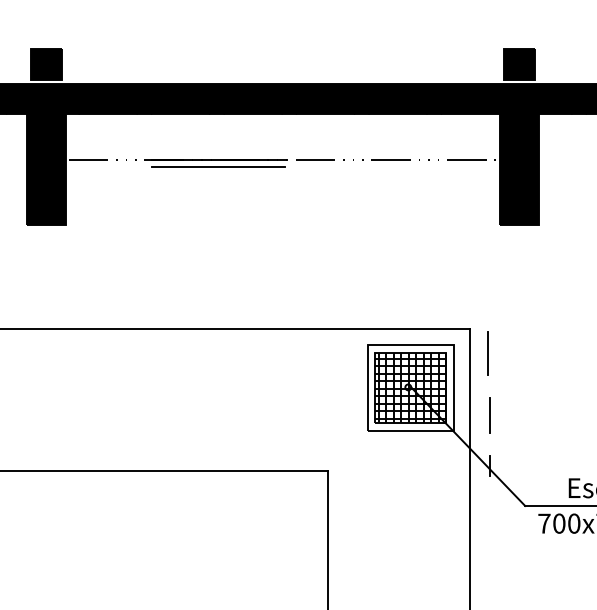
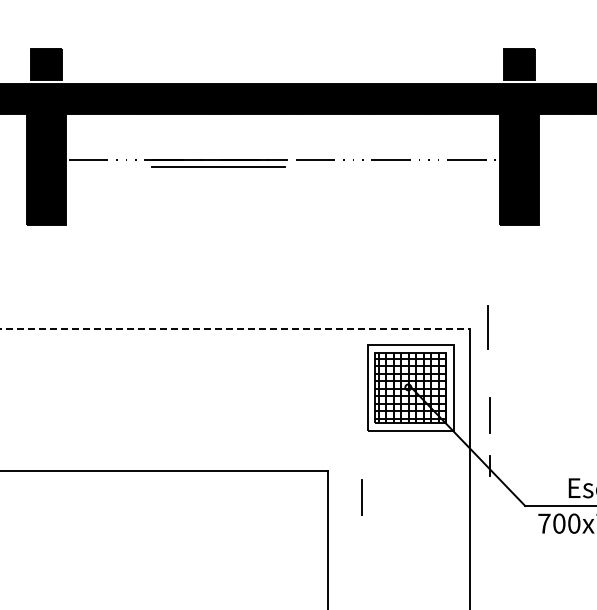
line: solid -> dashed (235, 328)
line position: (487, 353) -> (487, 327) (487, 327)
line: none -> present (361, 497)
